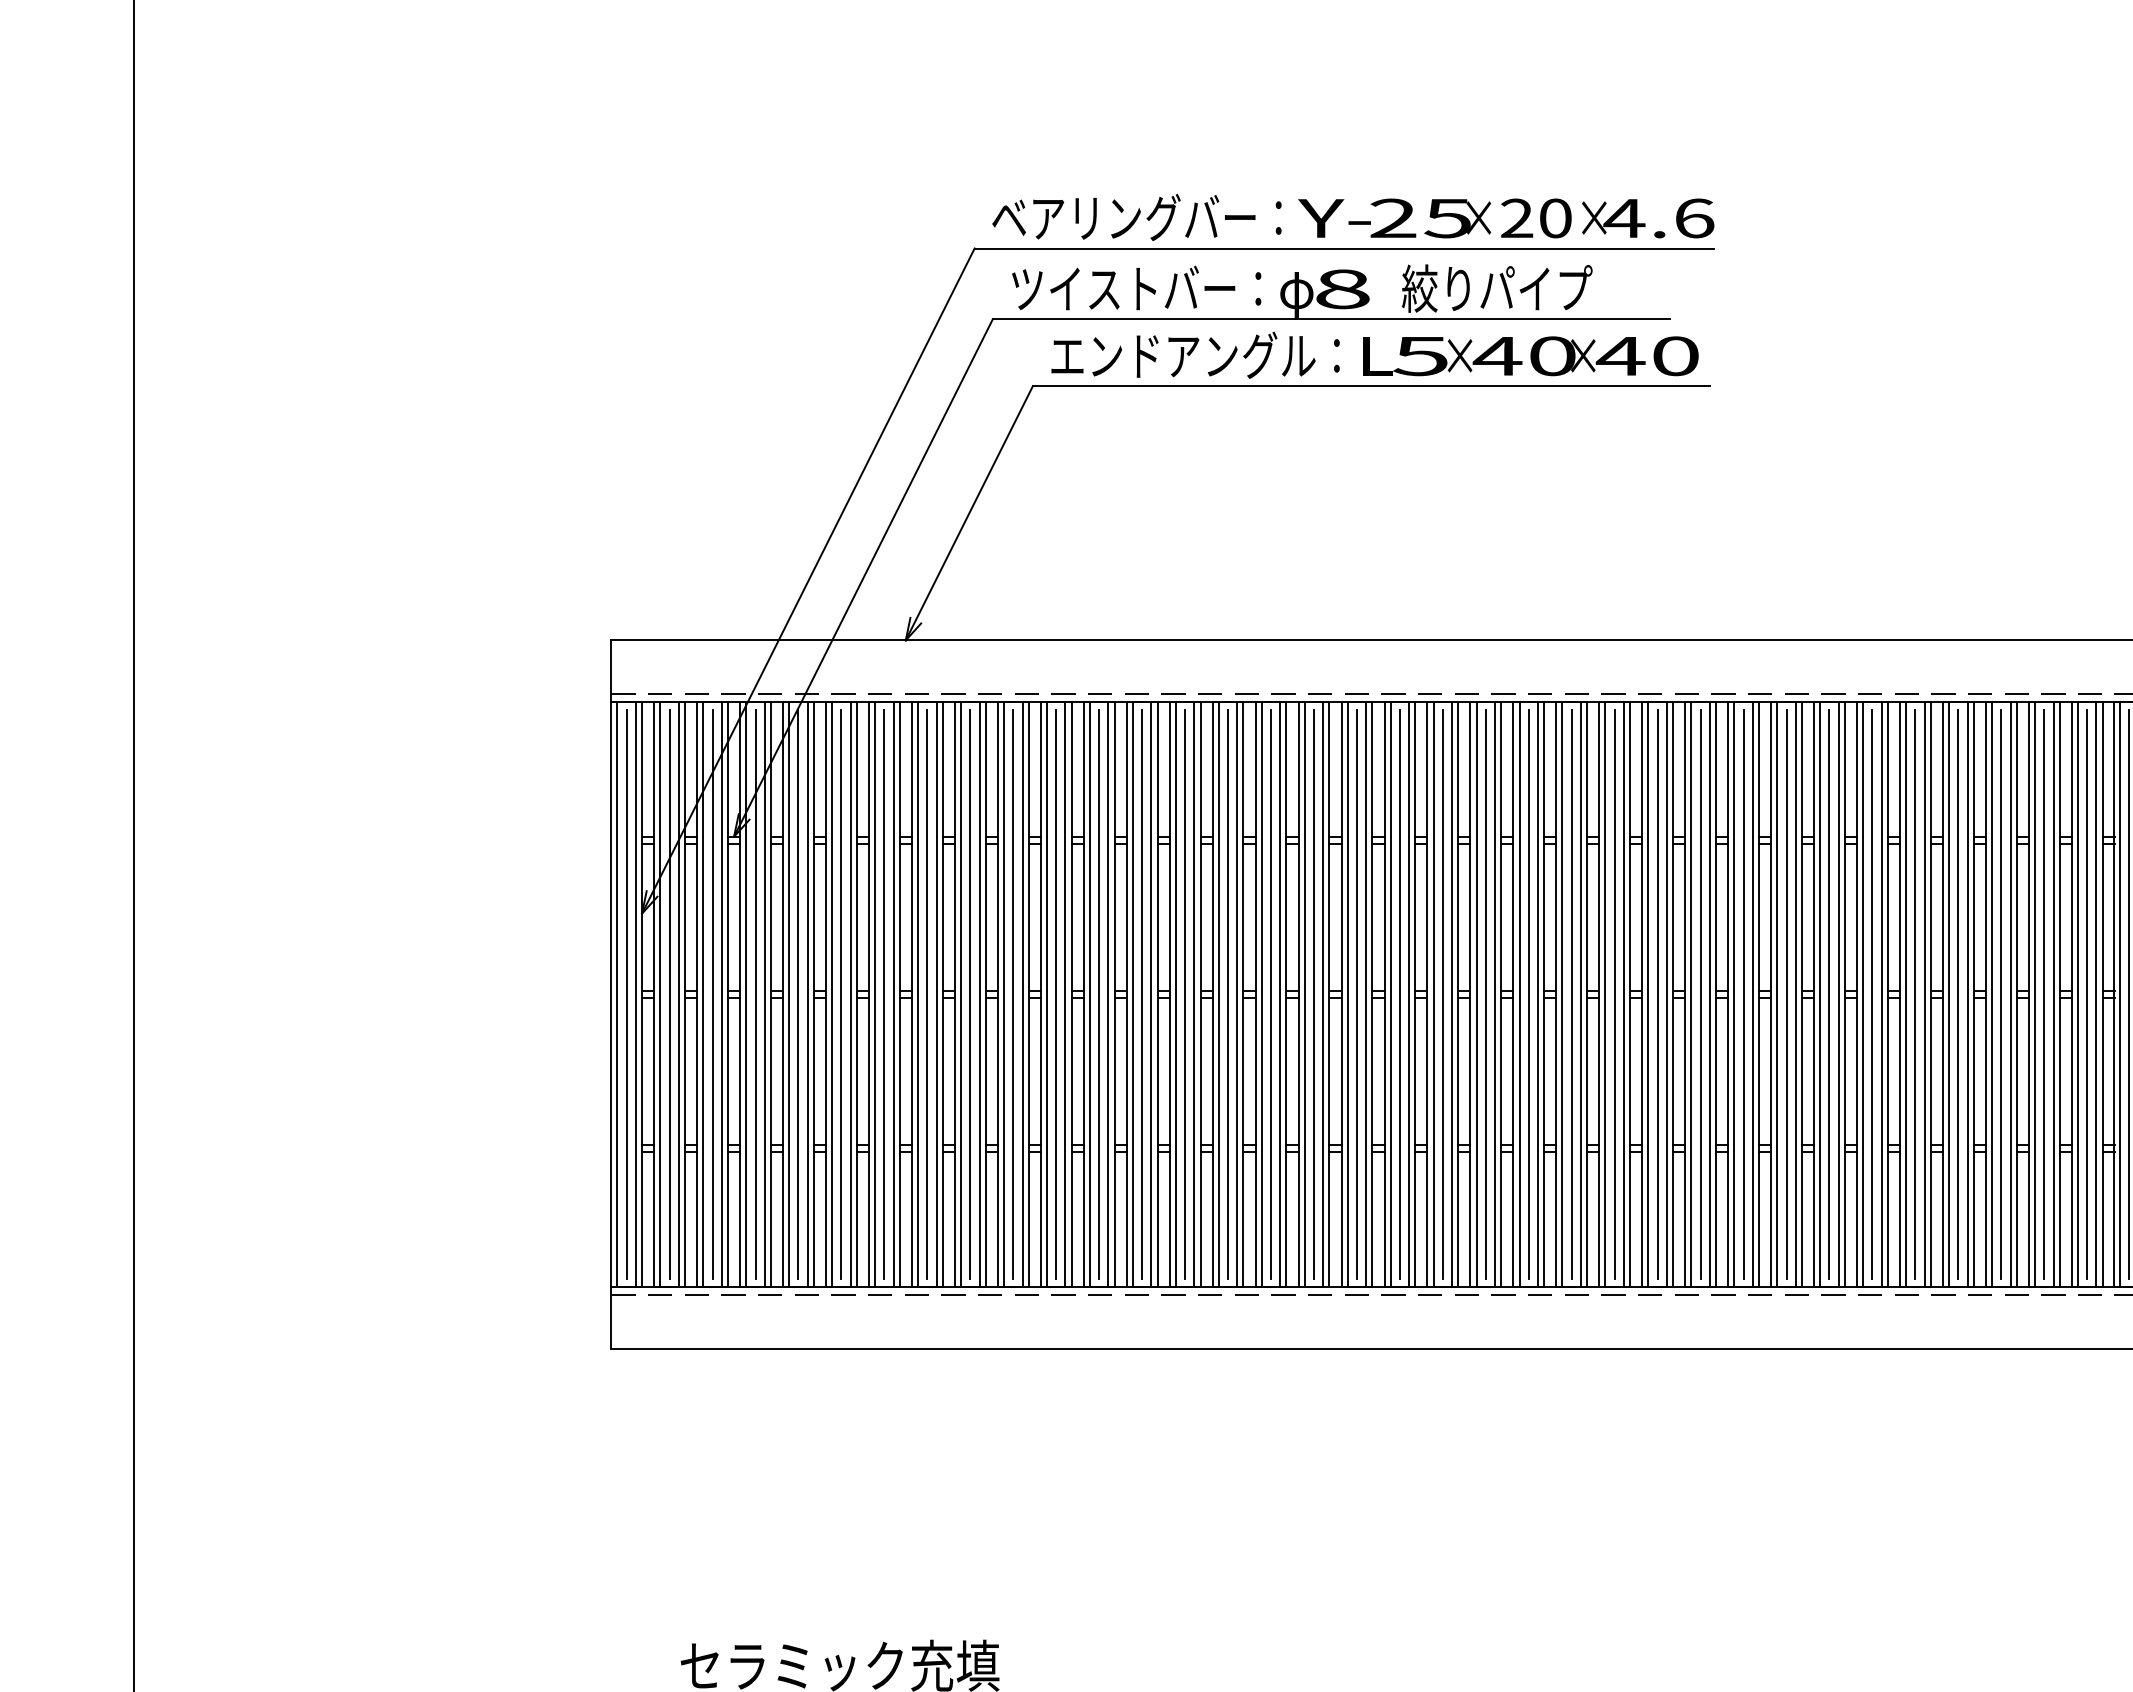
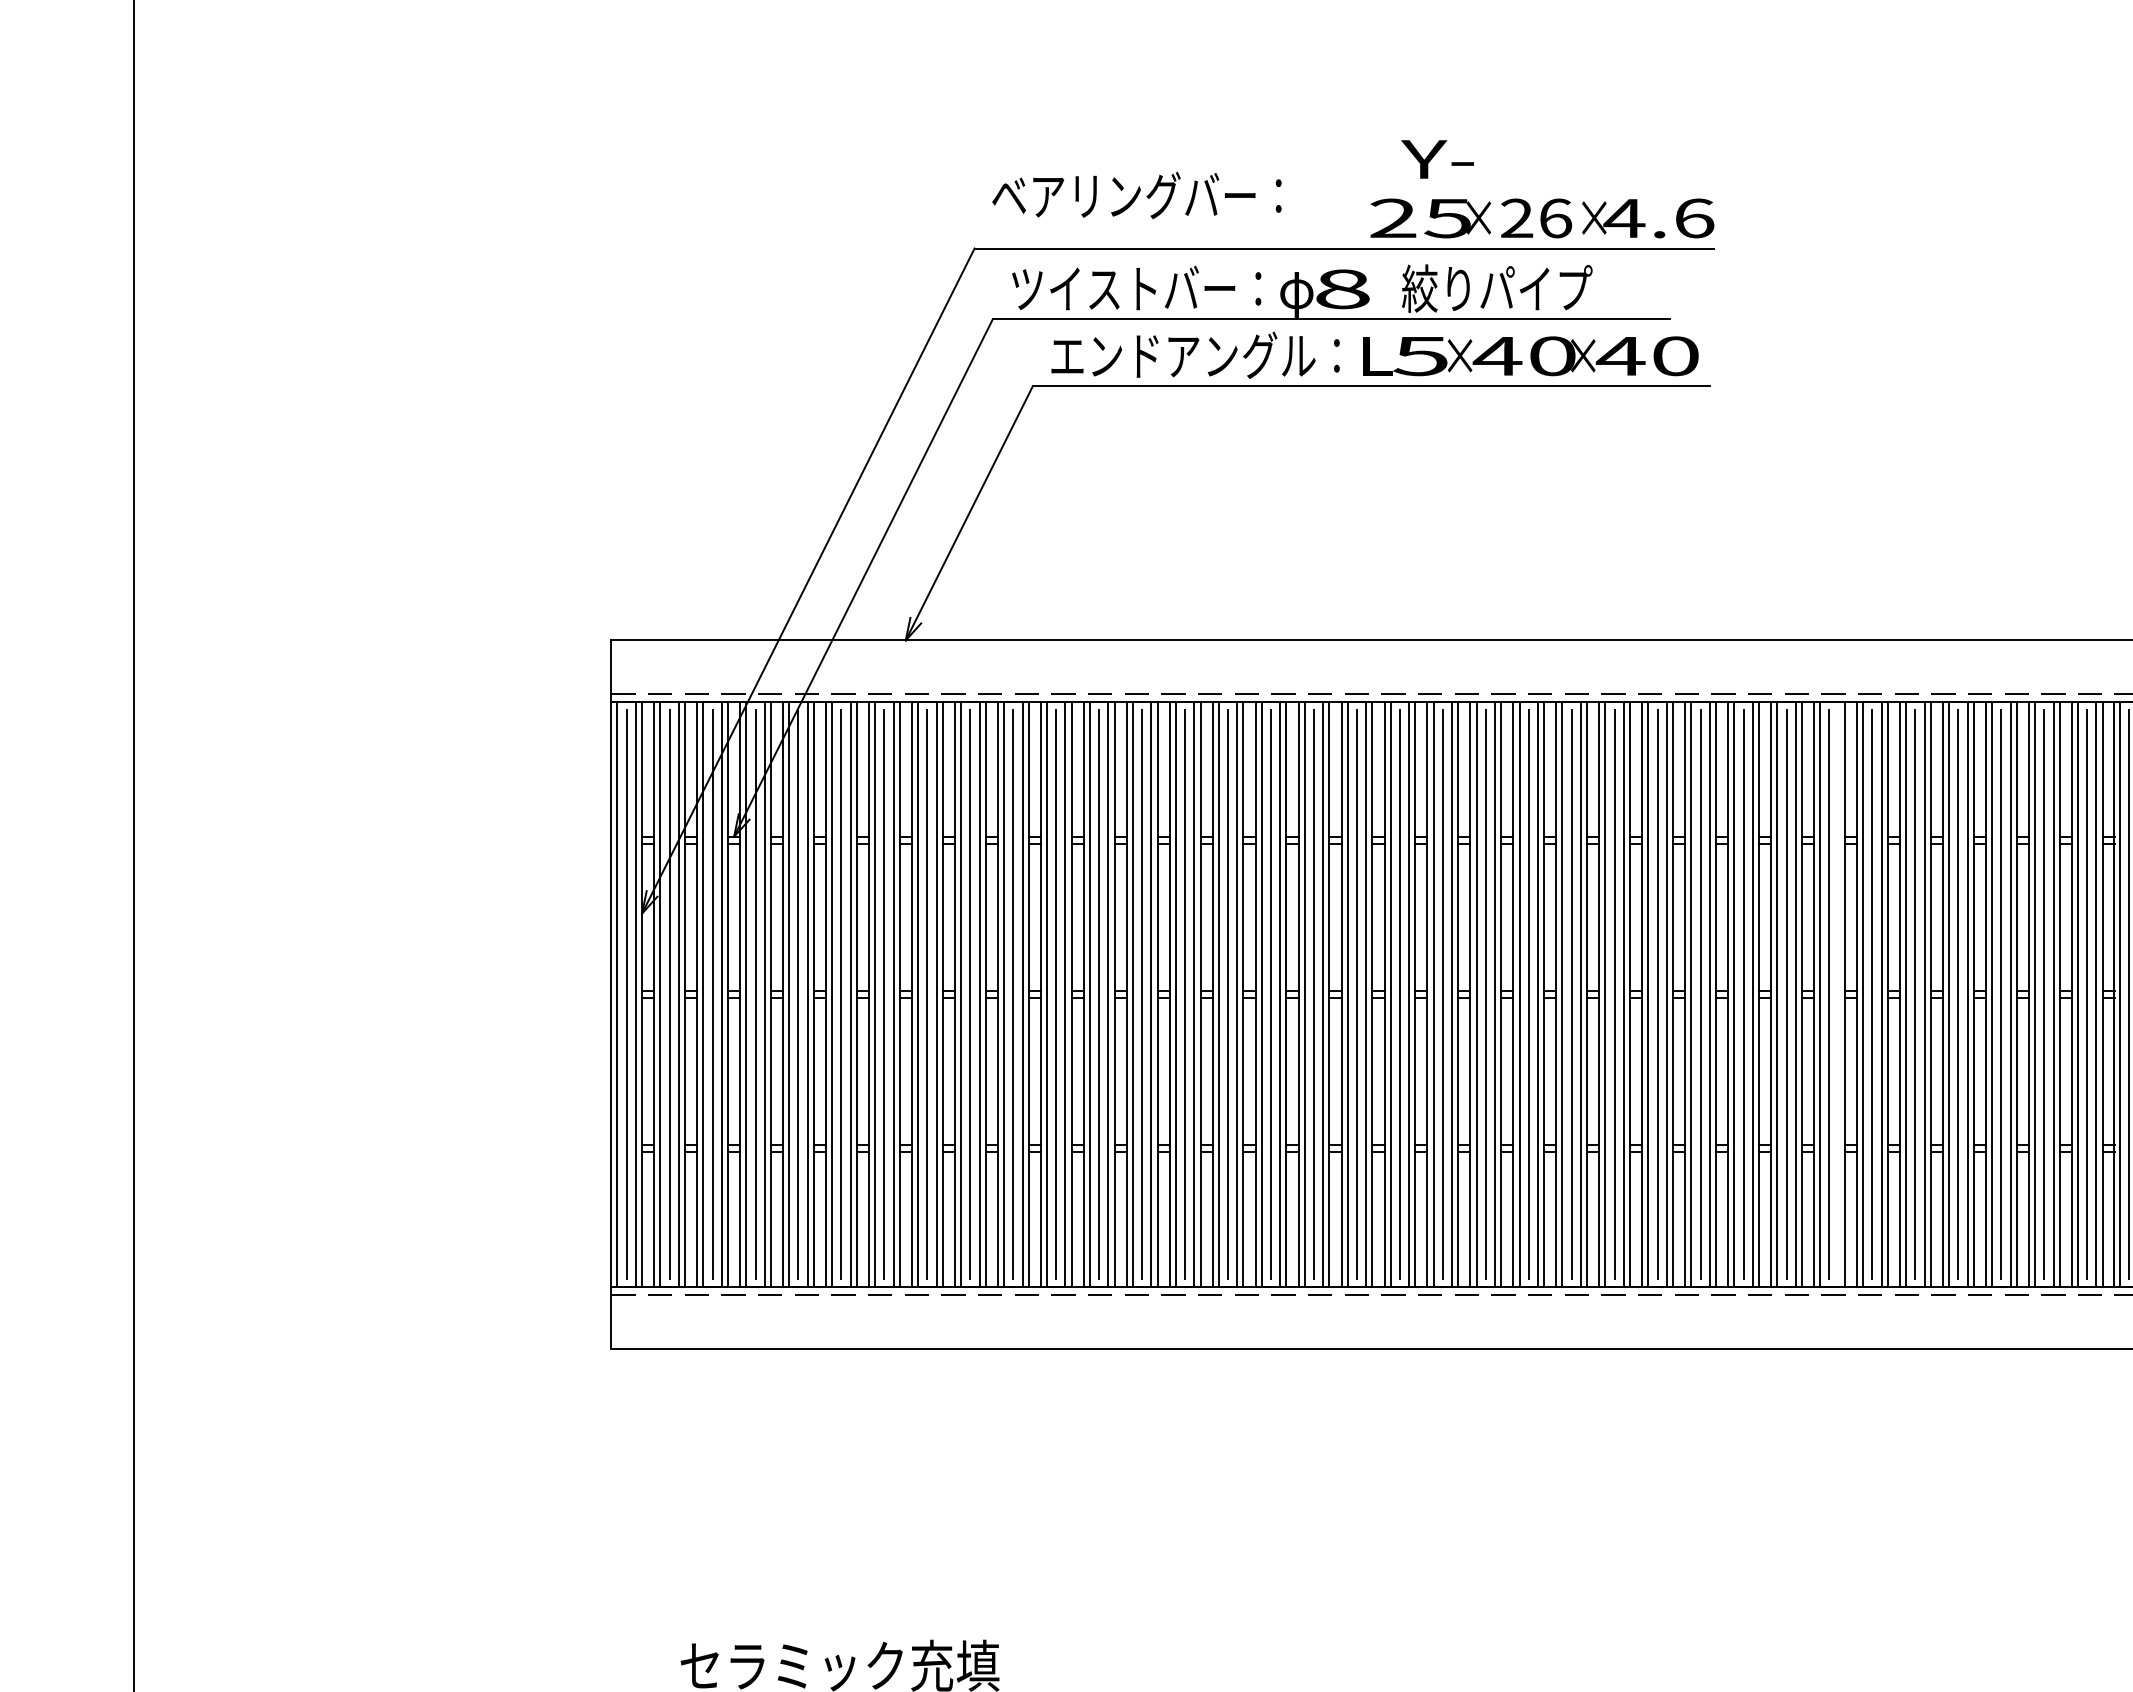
text position: (1136, 216) -> (1136, 194) (1136, 194)
text position: (1334, 218) -> (1437, 159) (1437, 159)
text: 20 -> 26 (1556, 218)
line: present -> none (1838, 994)
